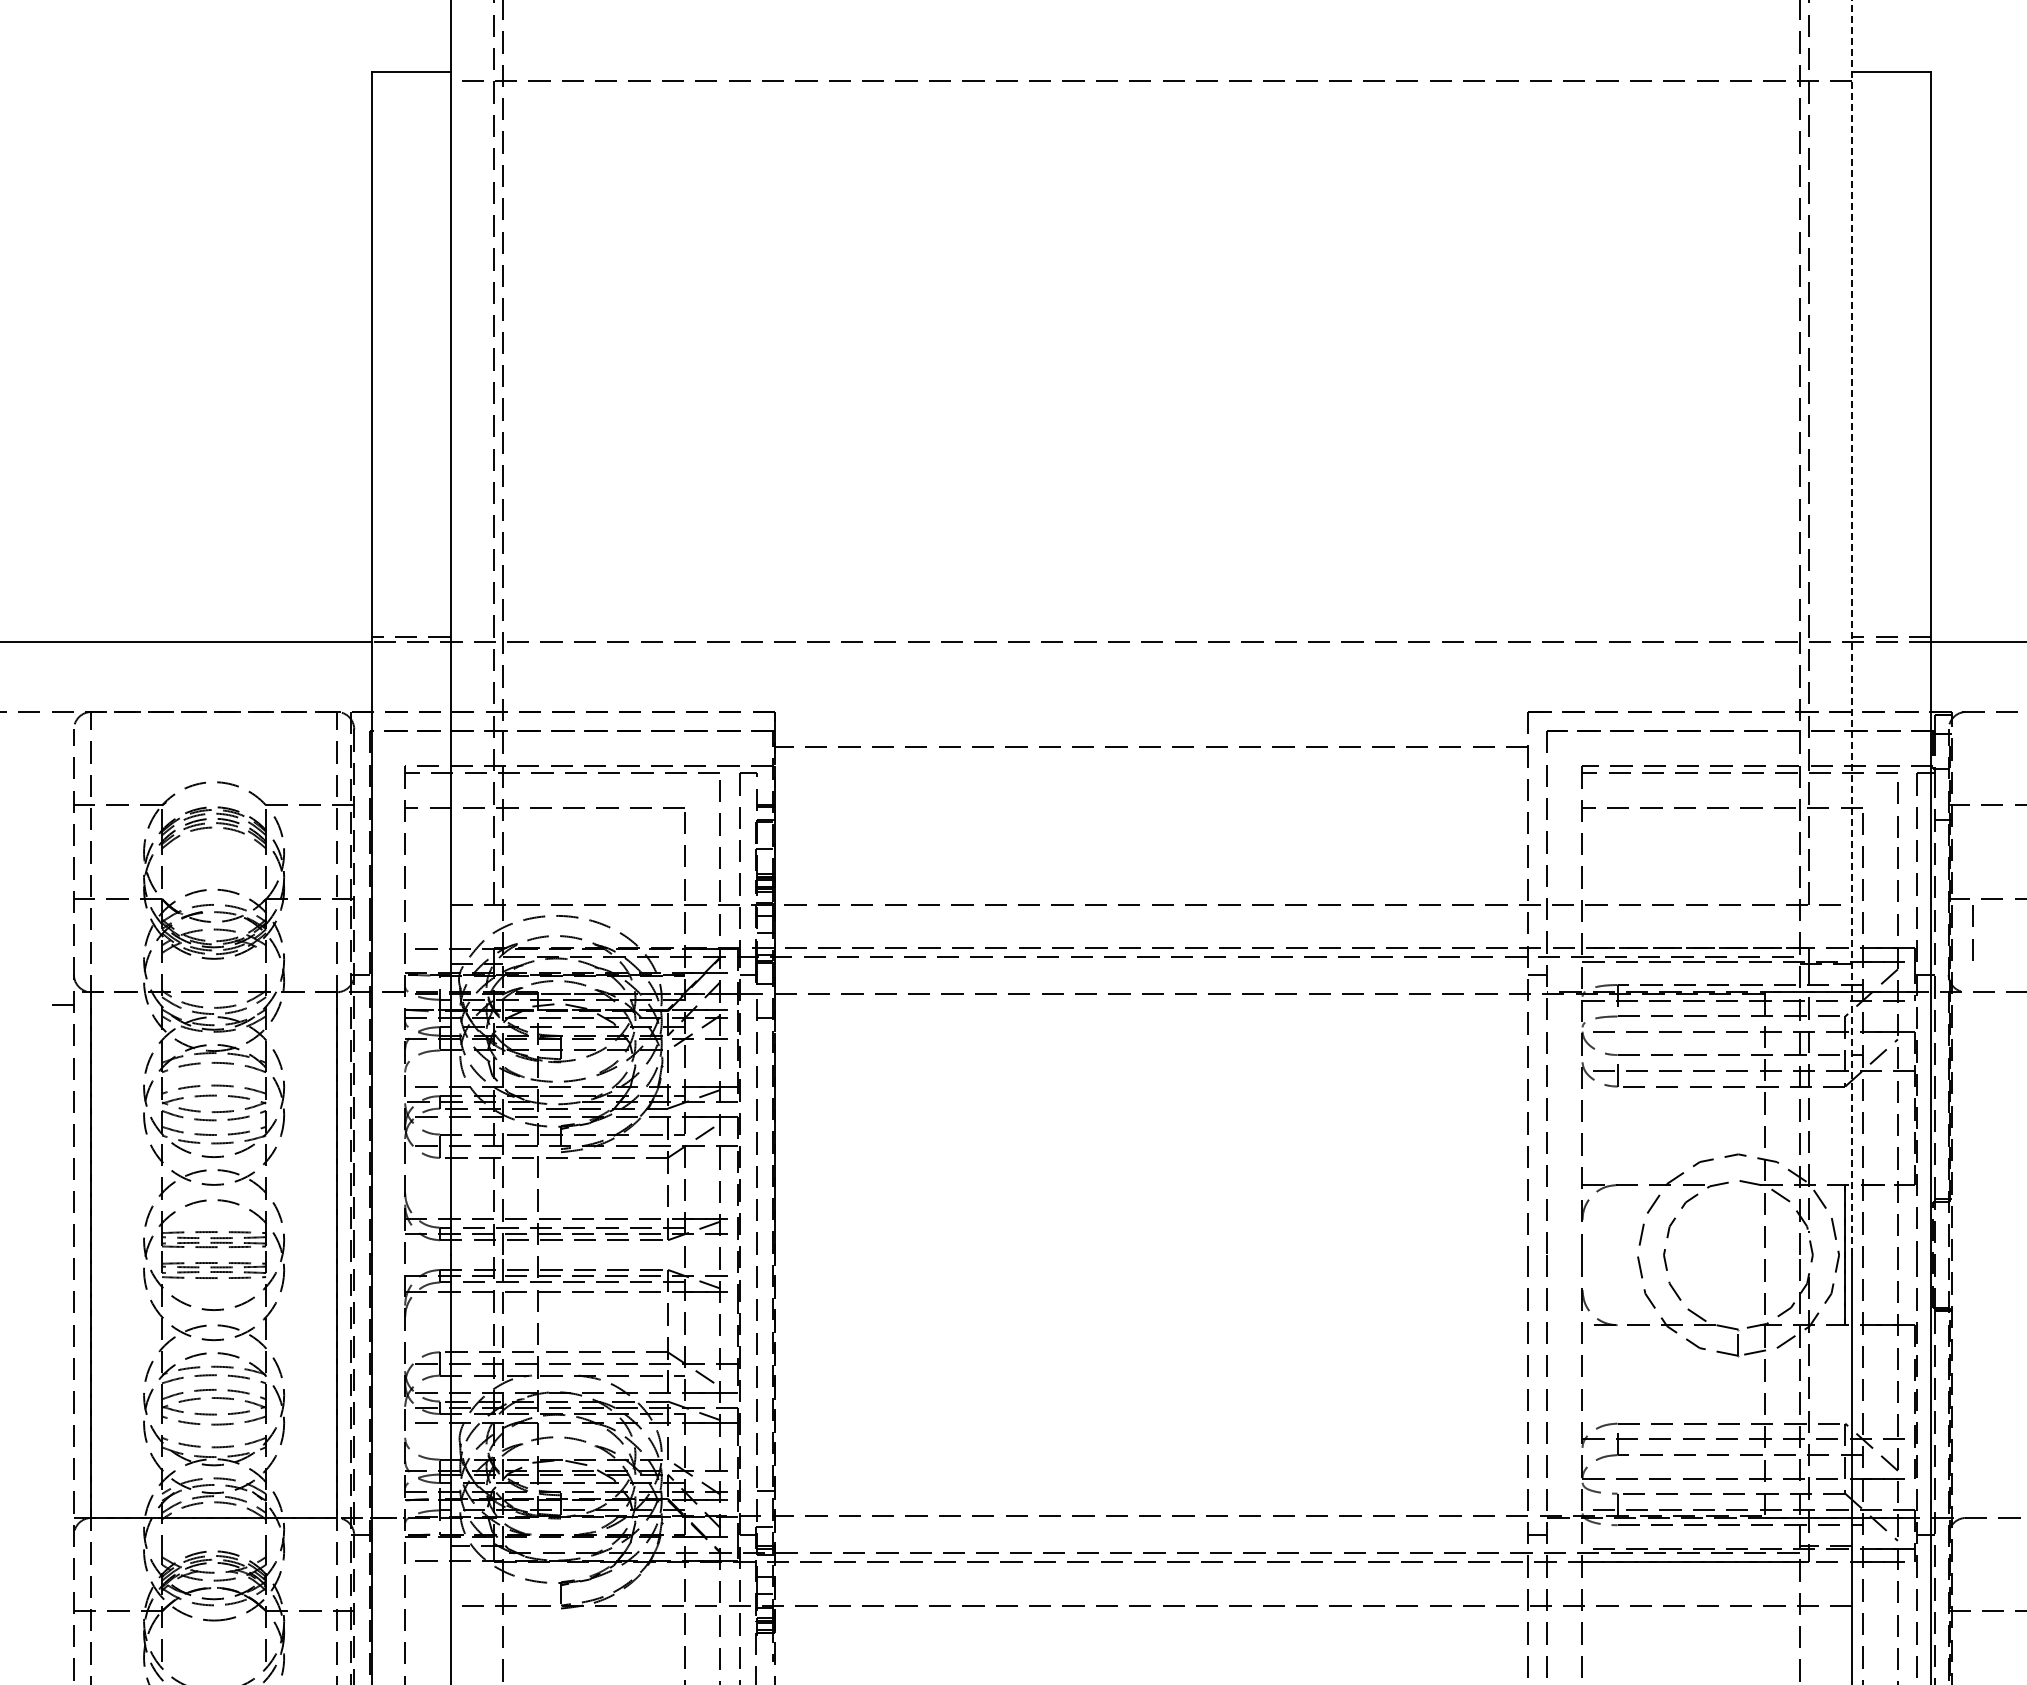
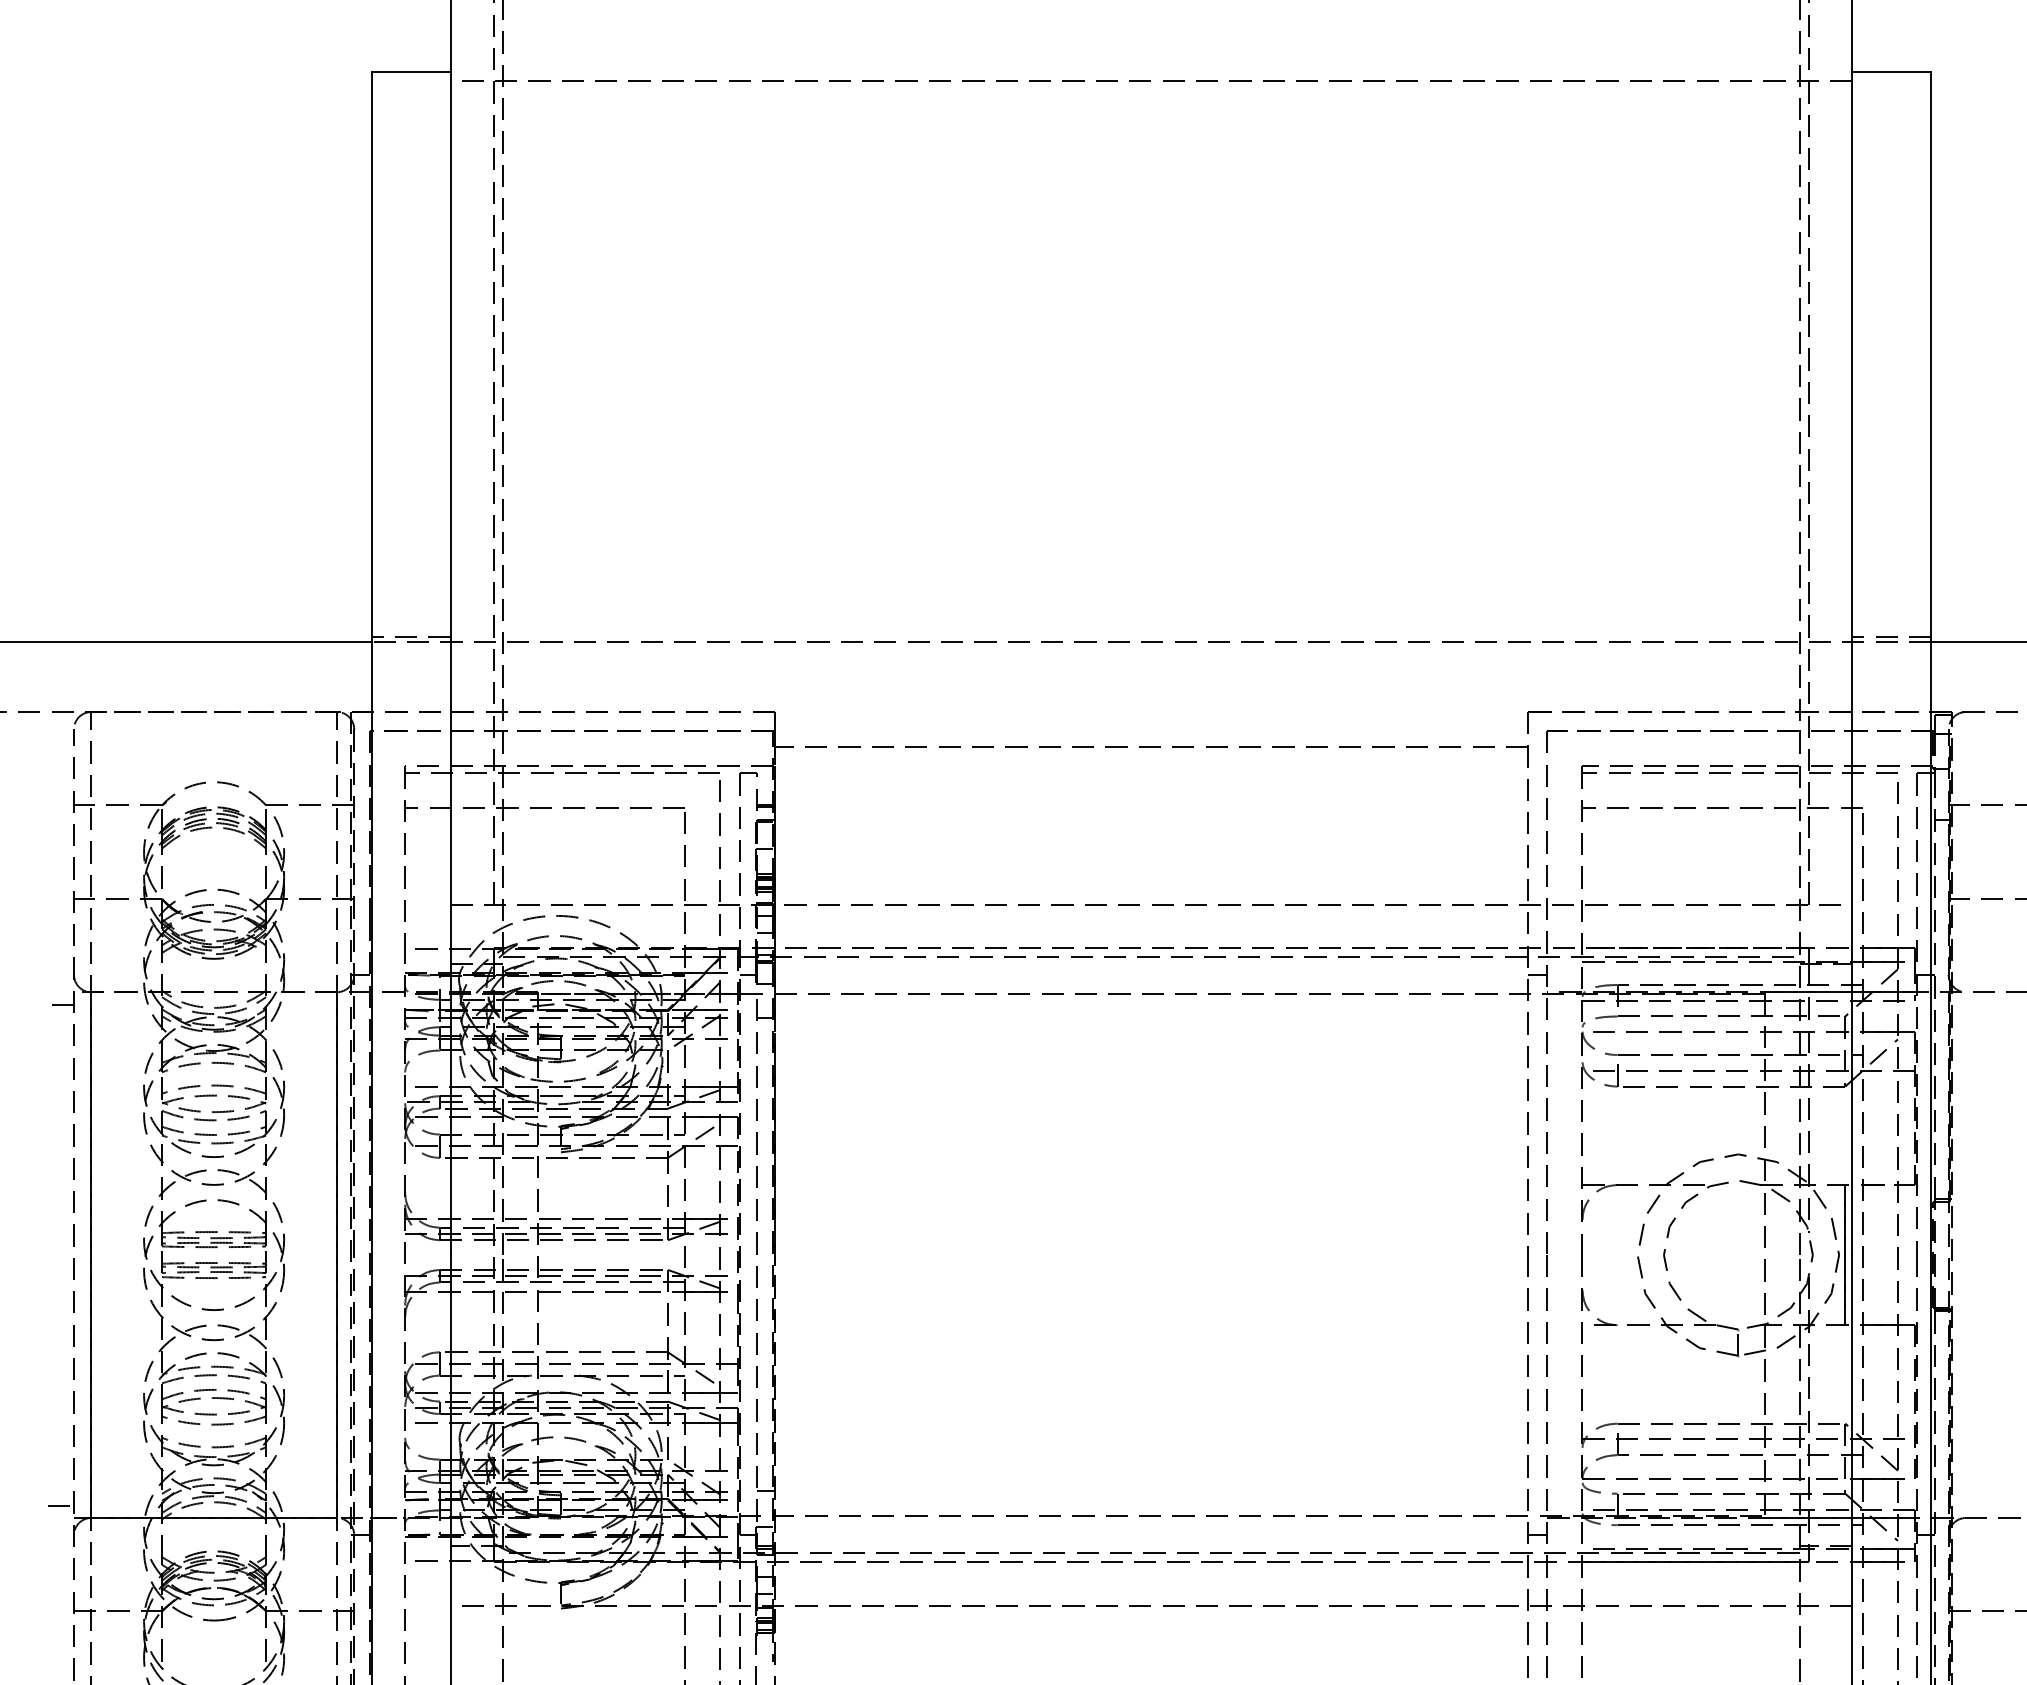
line: dashed -> solid (1852, 627)
line: present -> none (1972, 926)
line: none -> present (60, 1505)
